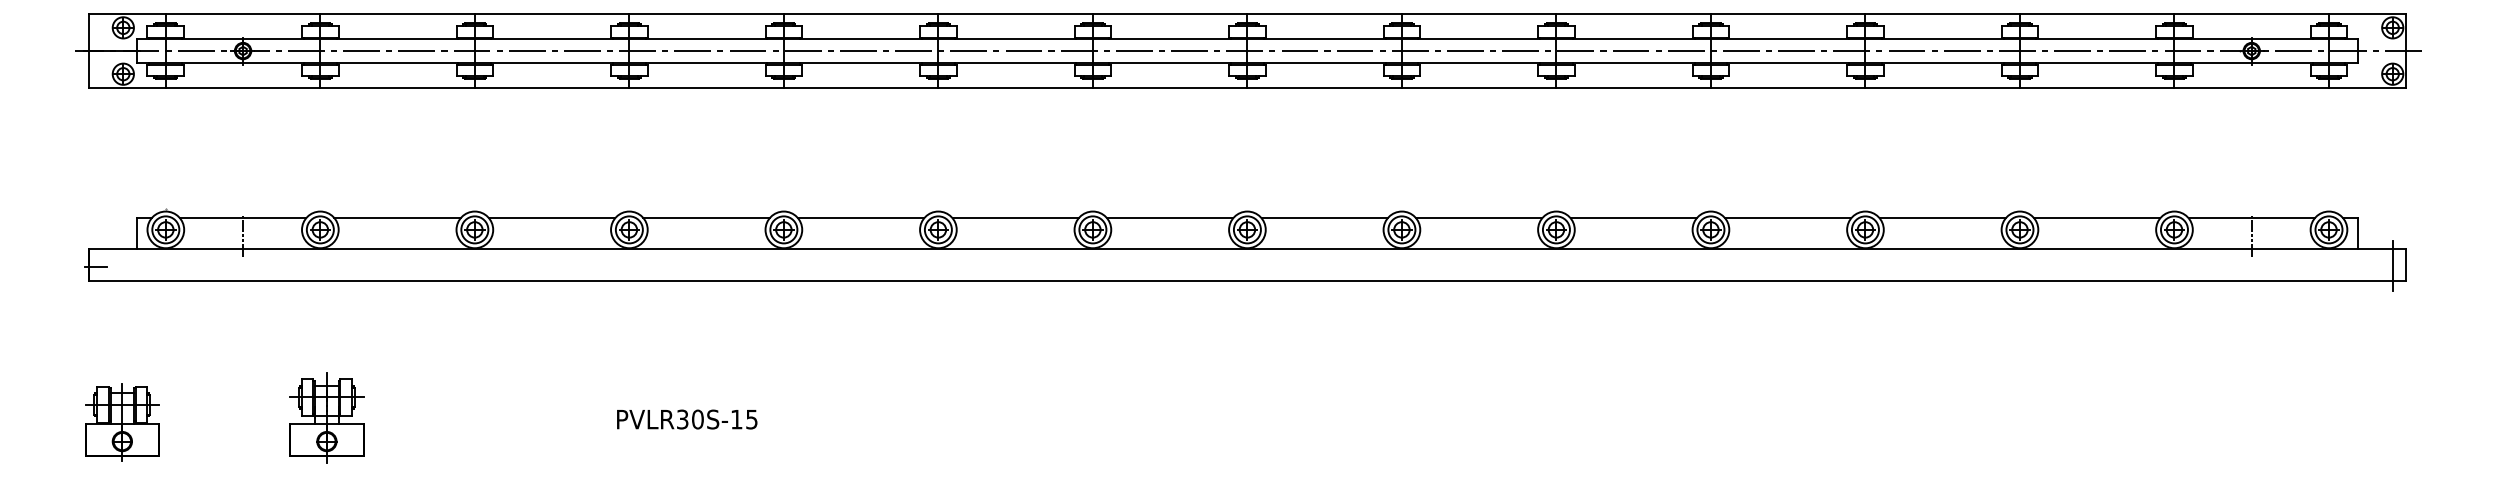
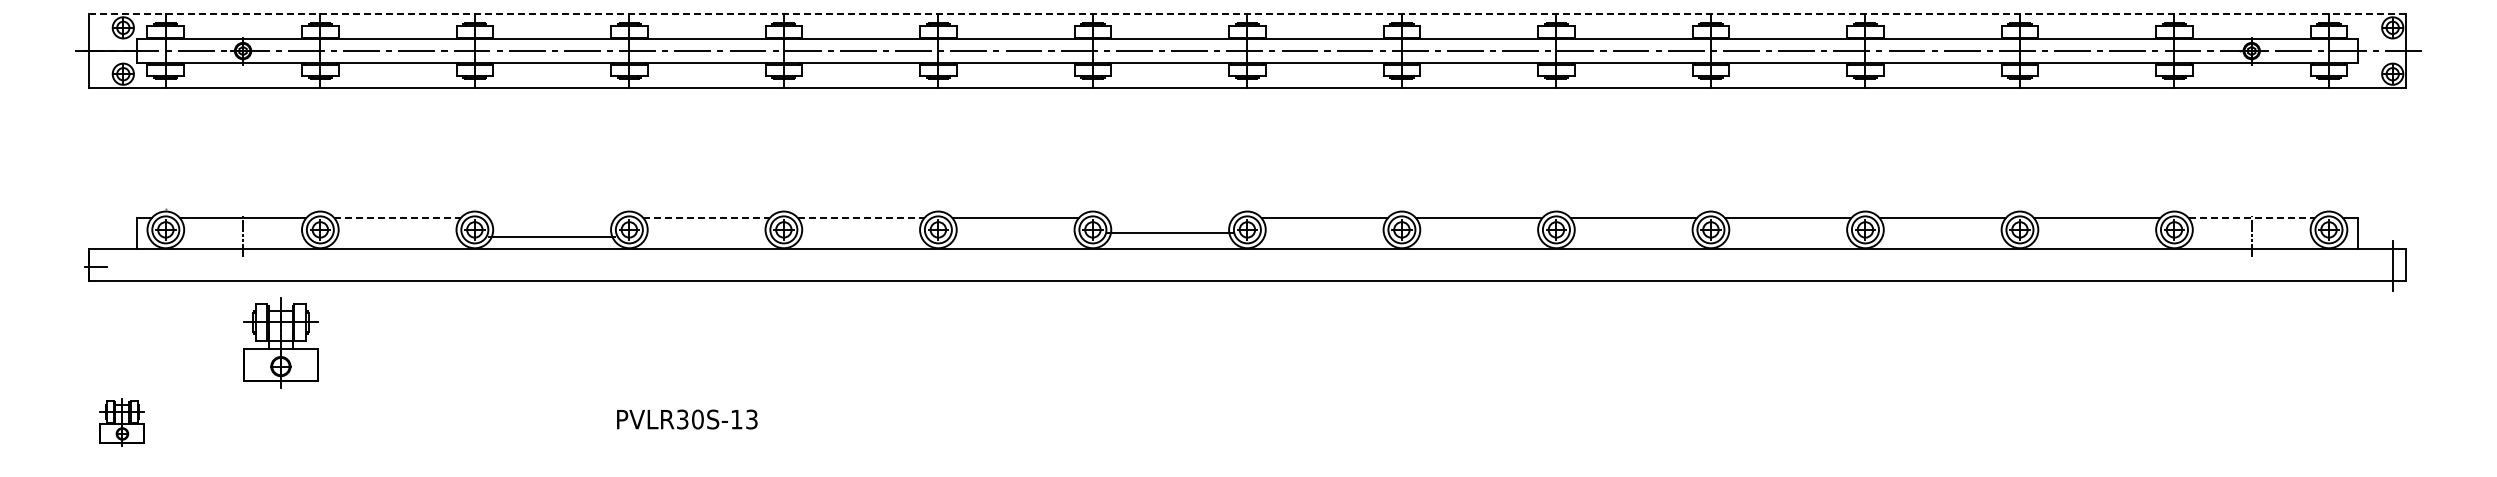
line: solid -> dashed (1247, 14)
line: solid -> dashed (398, 218)
line position: (551, 218) -> (551, 237) (551, 237)
line: solid -> dashed (707, 218)
line: solid -> dashed (861, 218)
line position: (1170, 218) -> (1170, 233) (1170, 233)
line: solid -> dashed (2252, 218)
part position: (326, 417) -> (280, 342) (280, 342)
text: PVLR30S-15 -> PVLR30S-13 (751, 418)
part size: 75x79 px -> 46x49 px (121, 422)
